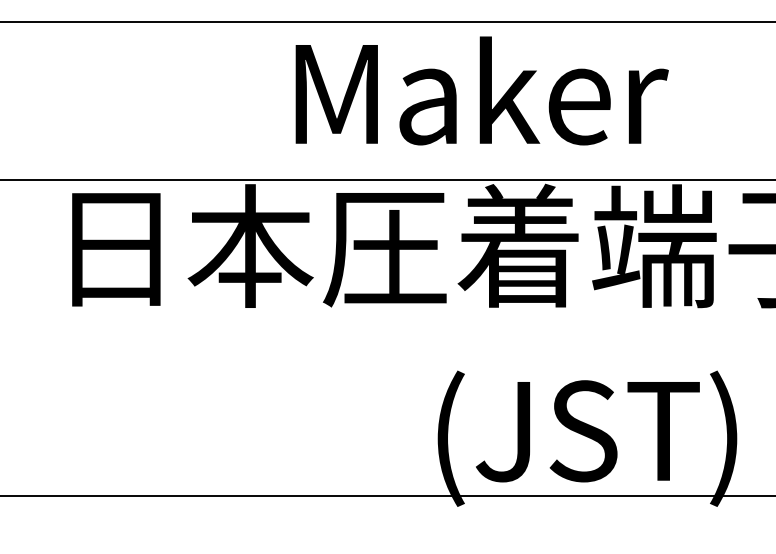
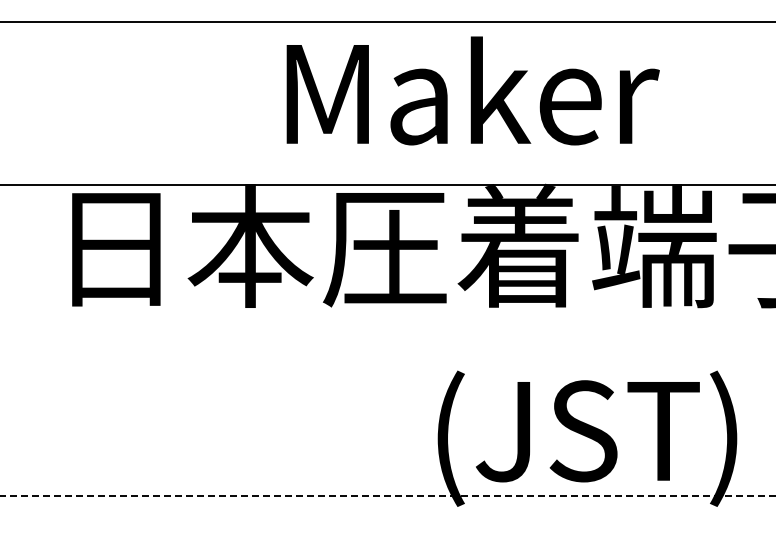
text position: (481, 90) -> (472, 90) (472, 90)
line position: (387, 179) -> (387, 184) (387, 184)
line: solid -> dashed (388, 496)
